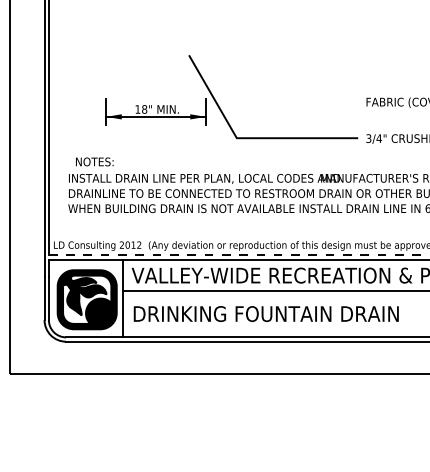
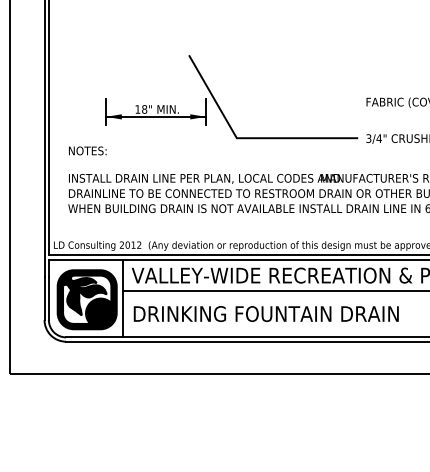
text position: (94, 161) -> (87, 150) (87, 150)
line: dashed -> solid (239, 255)
